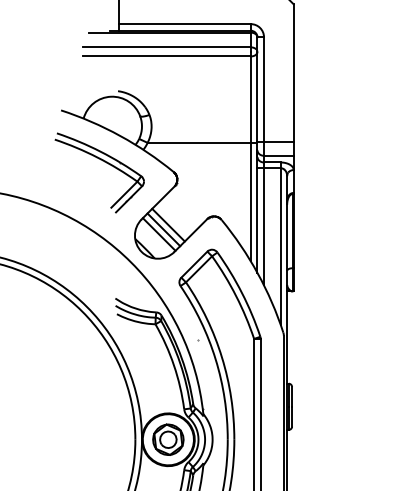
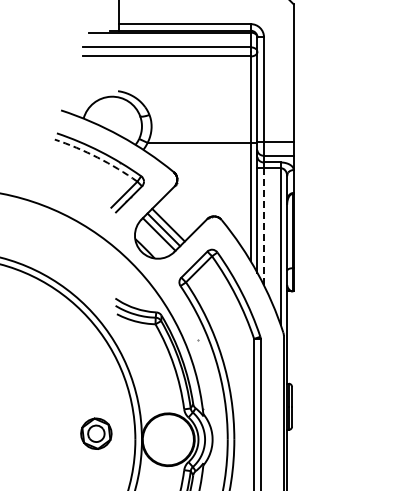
arc: solid -> dashed (97, 157)
line: solid -> dashed (264, 226)
part position: (168, 439) -> (96, 433) (96, 433)
